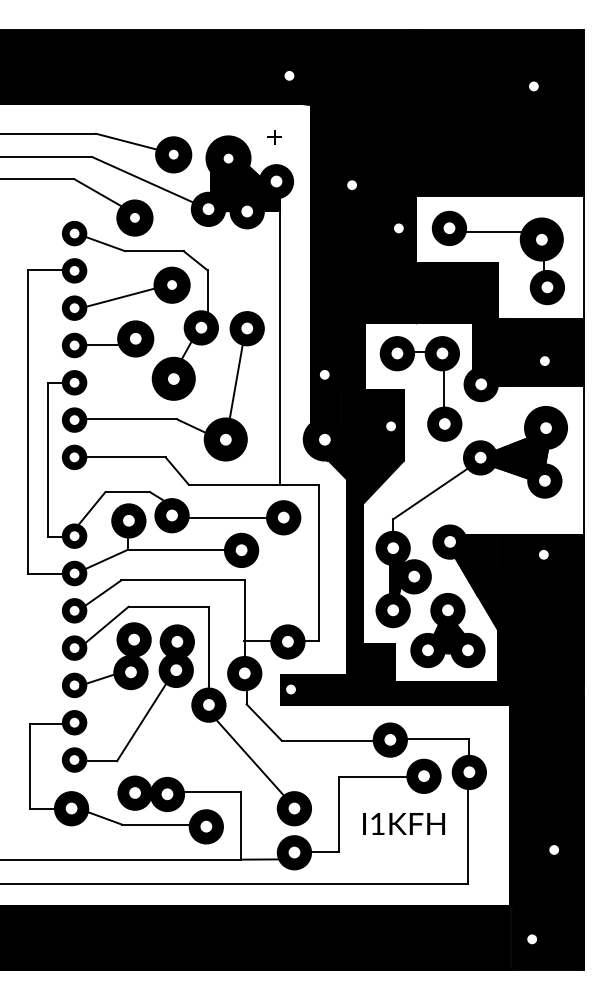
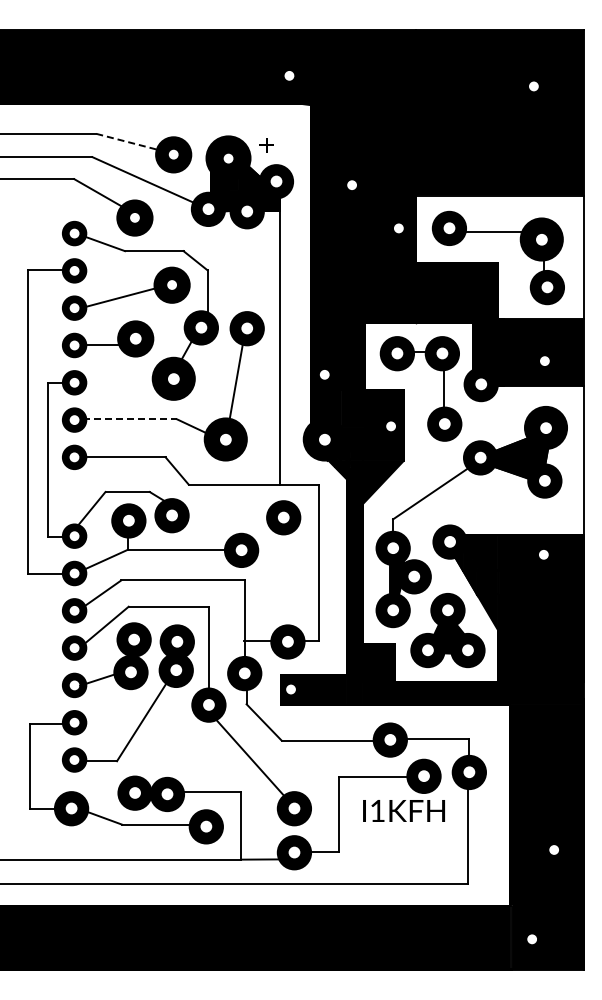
text position: (274, 137) -> (266, 145) (266, 145)
line: solid -> dashed (129, 142)
line: solid -> dashed (130, 419)
line: present -> none (226, 518)
text position: (403, 823) -> (403, 810) (403, 810)
